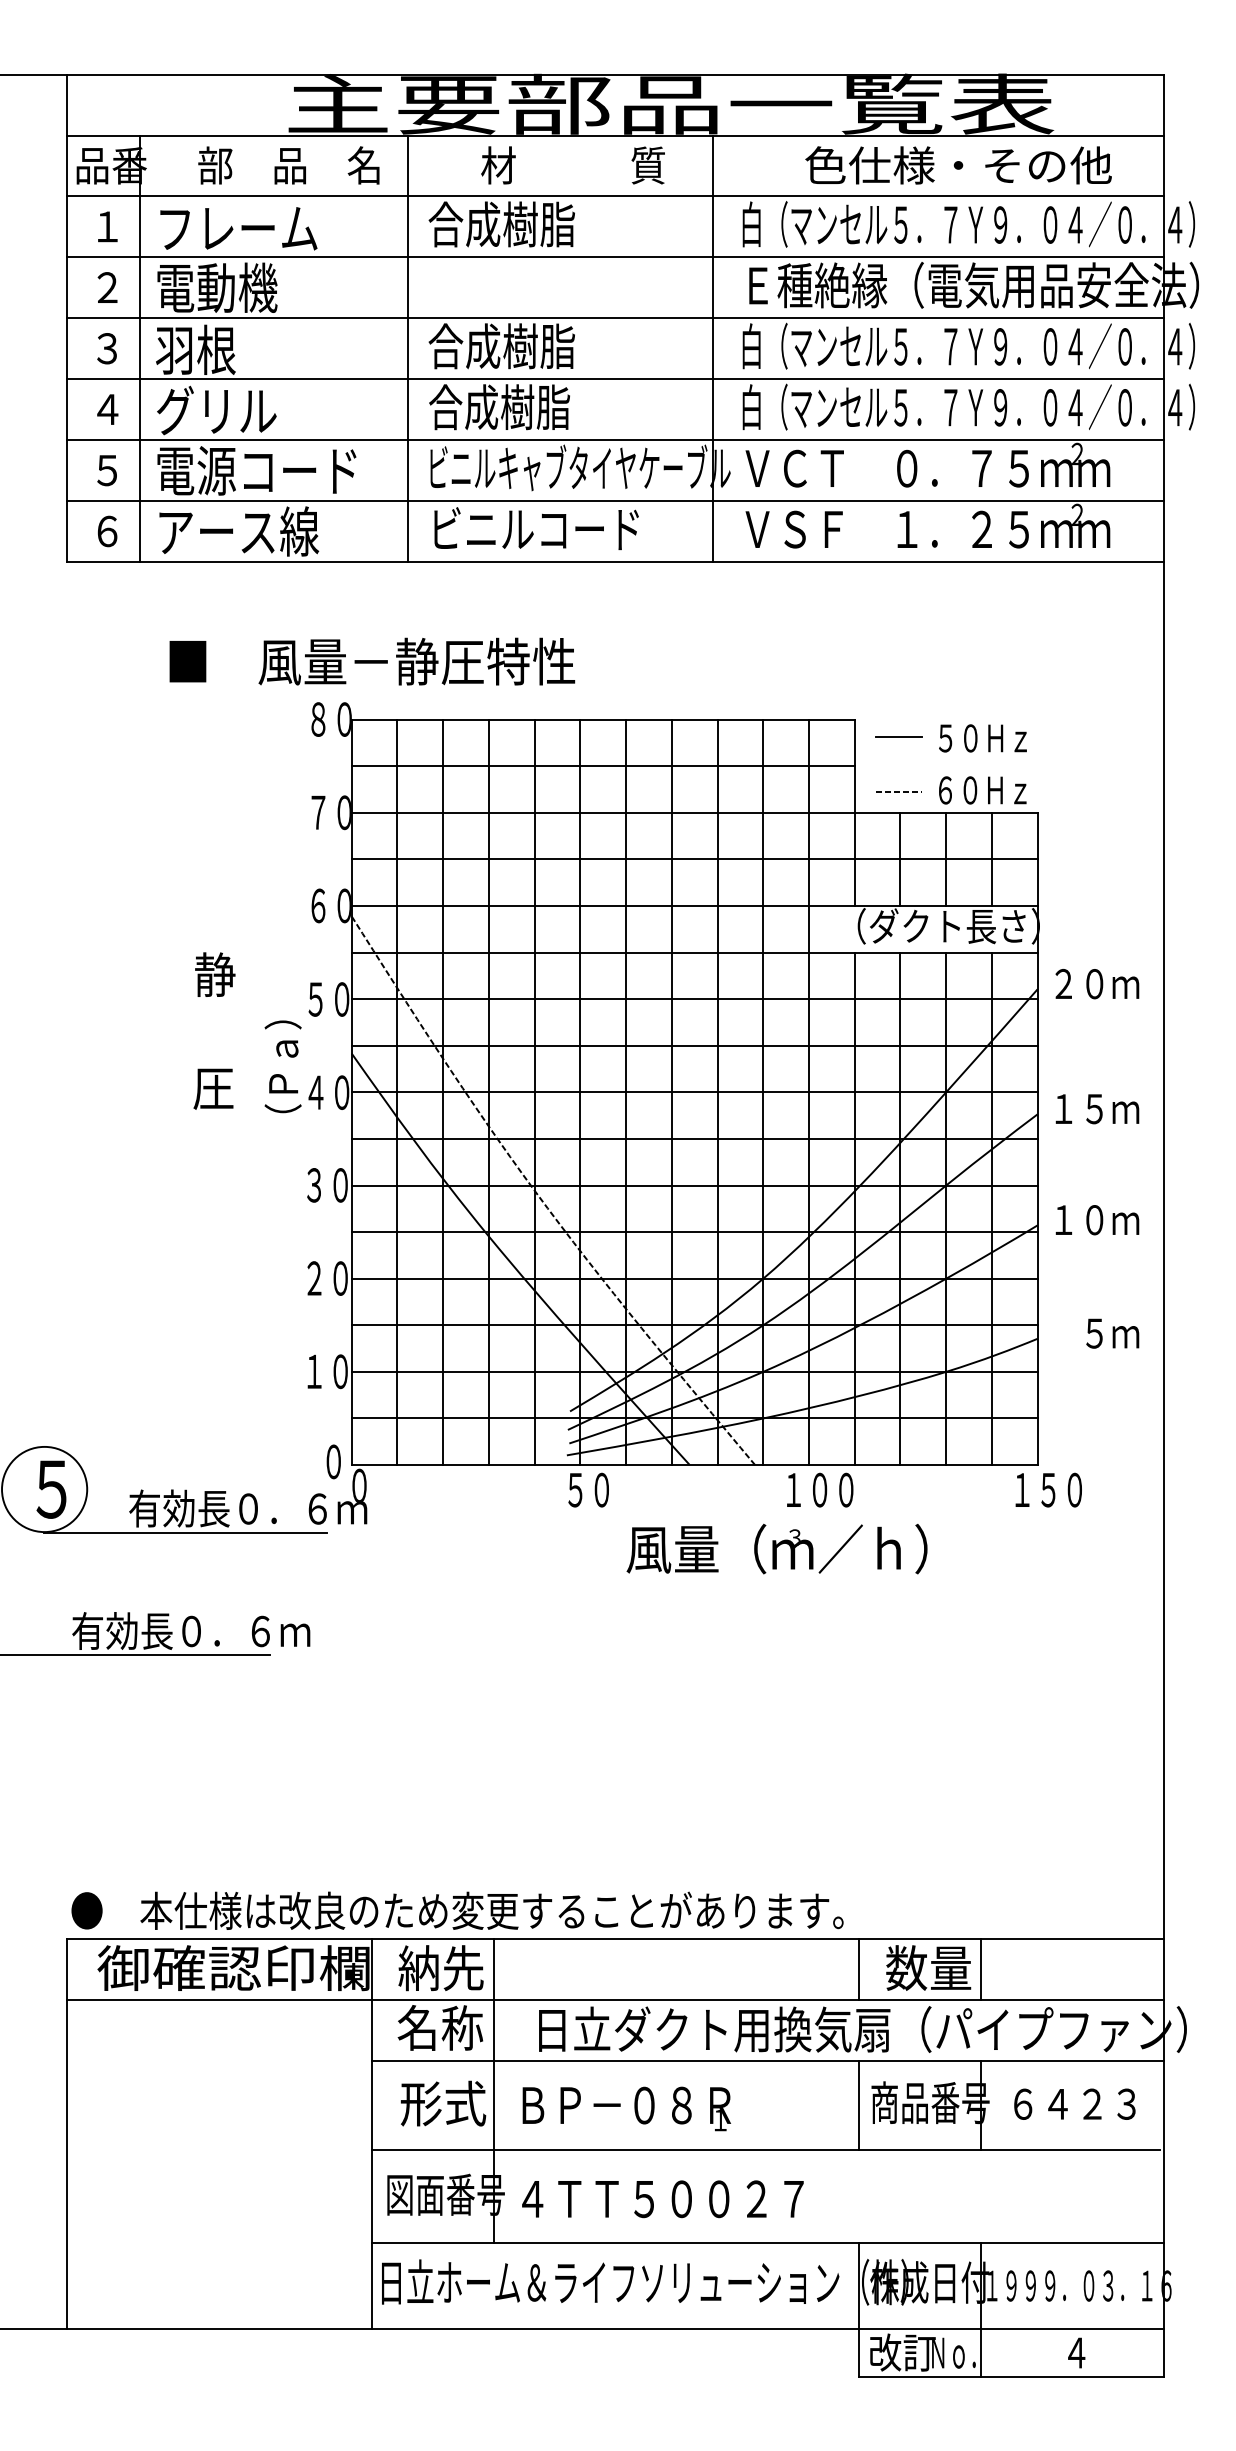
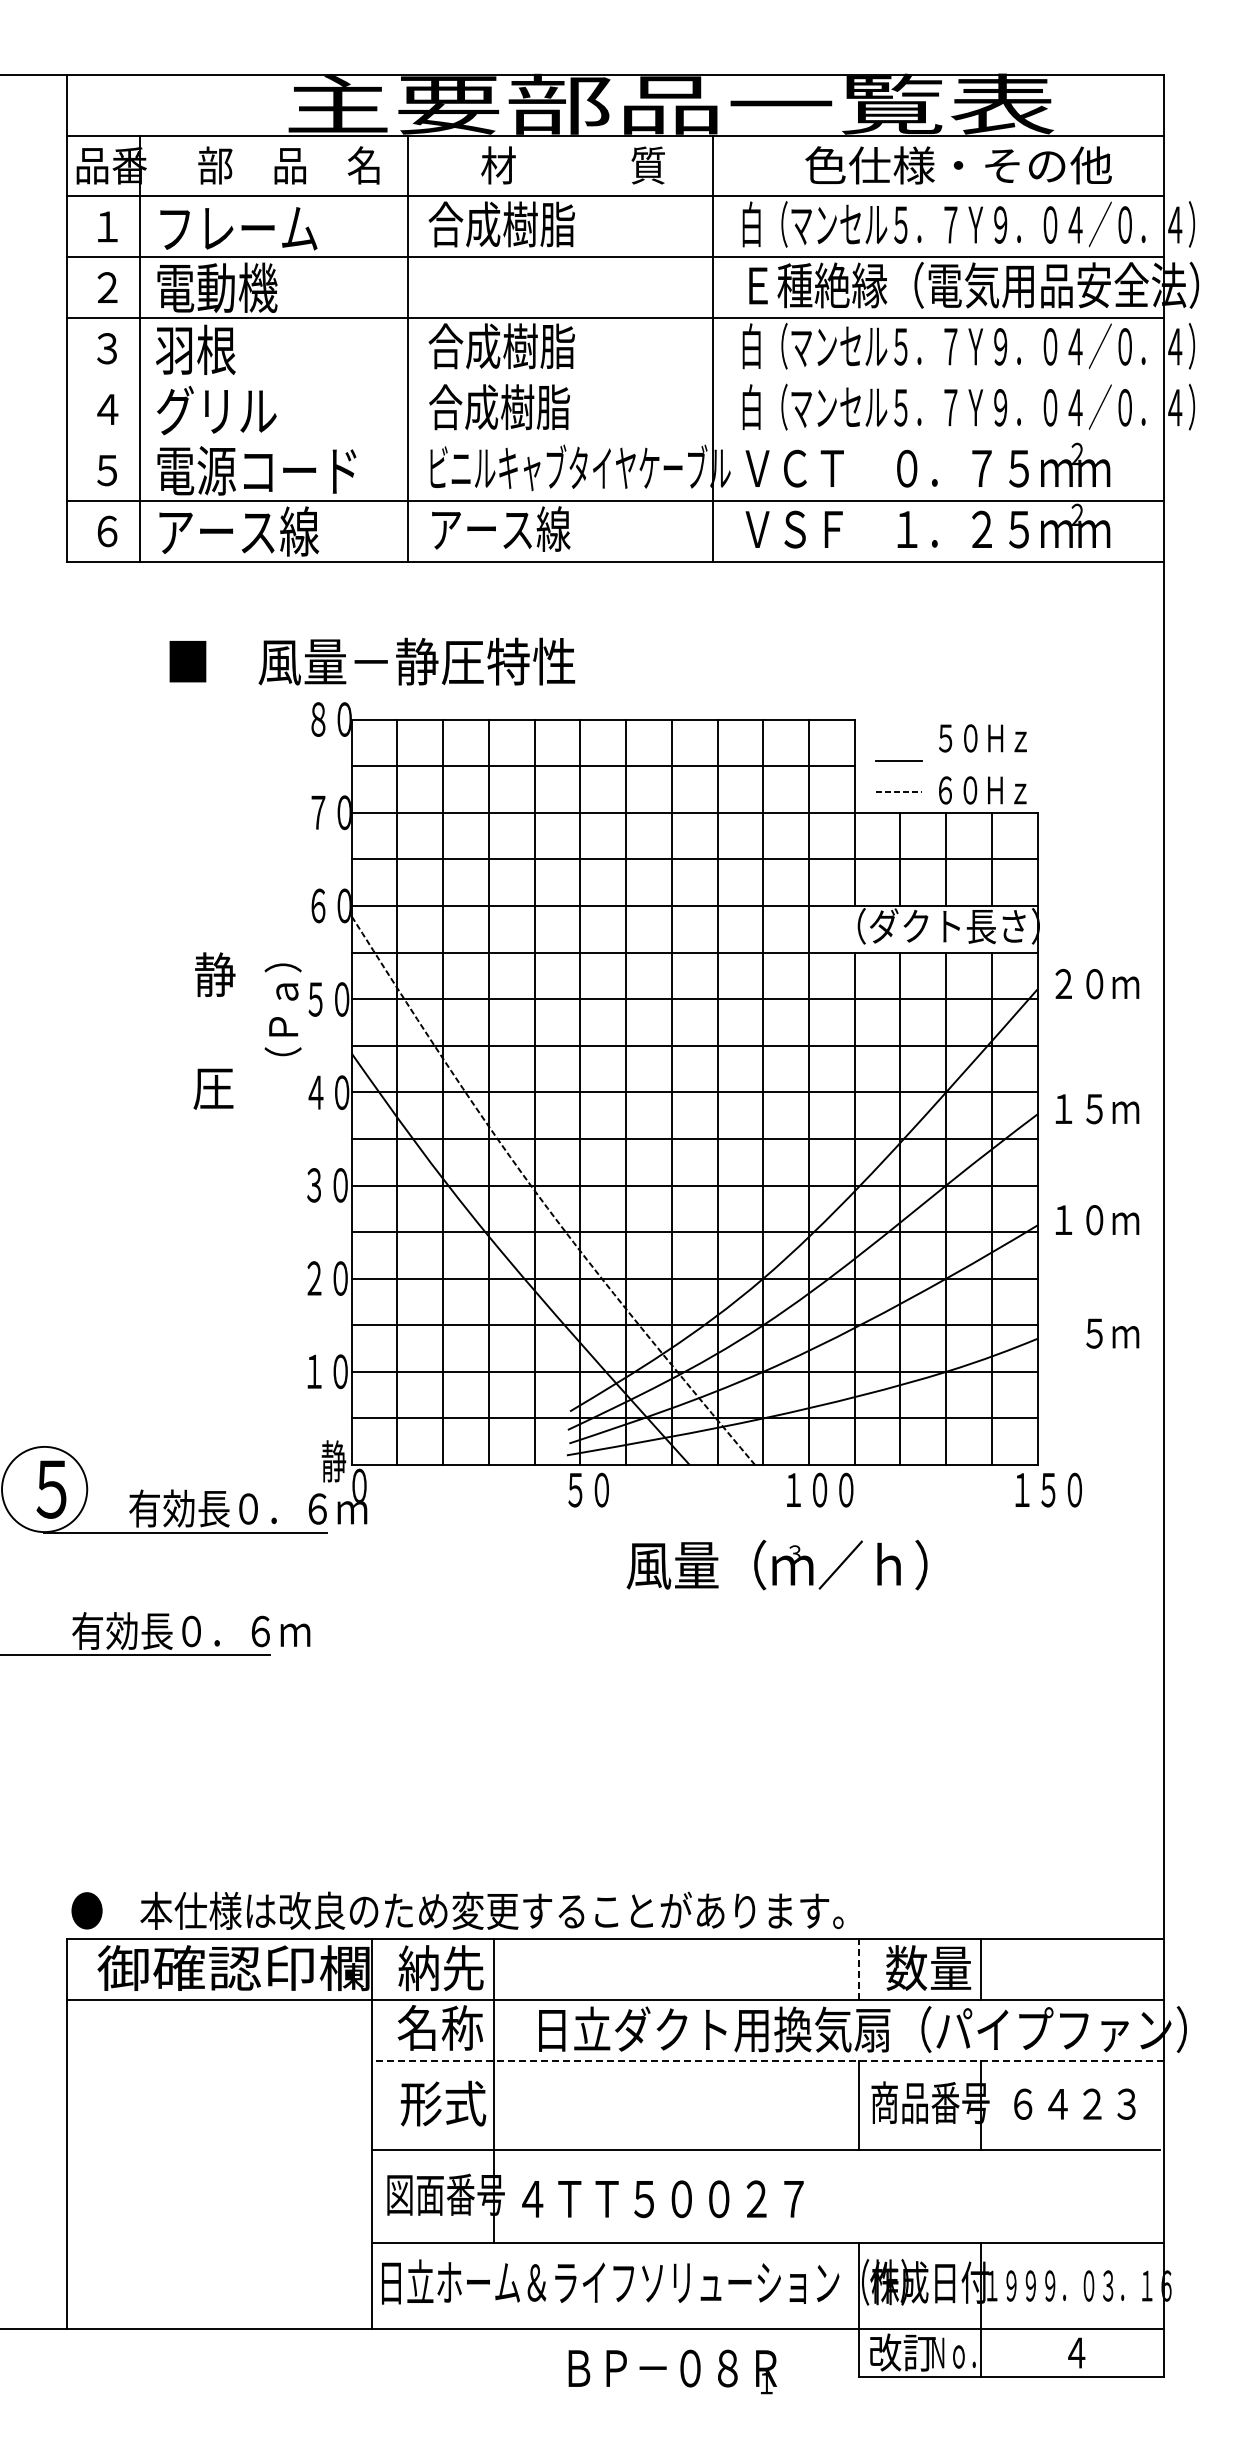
line: present -> none (615, 379)
line: present -> none (615, 440)
text: ビニルコード -> アース線 (535, 528)
line position: (898, 736) -> (898, 760) (898, 760)
text position: (282, 1066) -> (282, 1009) (282, 1009)
text: ０ -> 静 (333, 1461)
text position: (776, 1548) -> (776, 1564) (776, 1564)
line: solid -> dashed (859, 1968)
line: solid -> dashed (767, 2060)
text position: (626, 2108) -> (672, 2371) (672, 2371)
